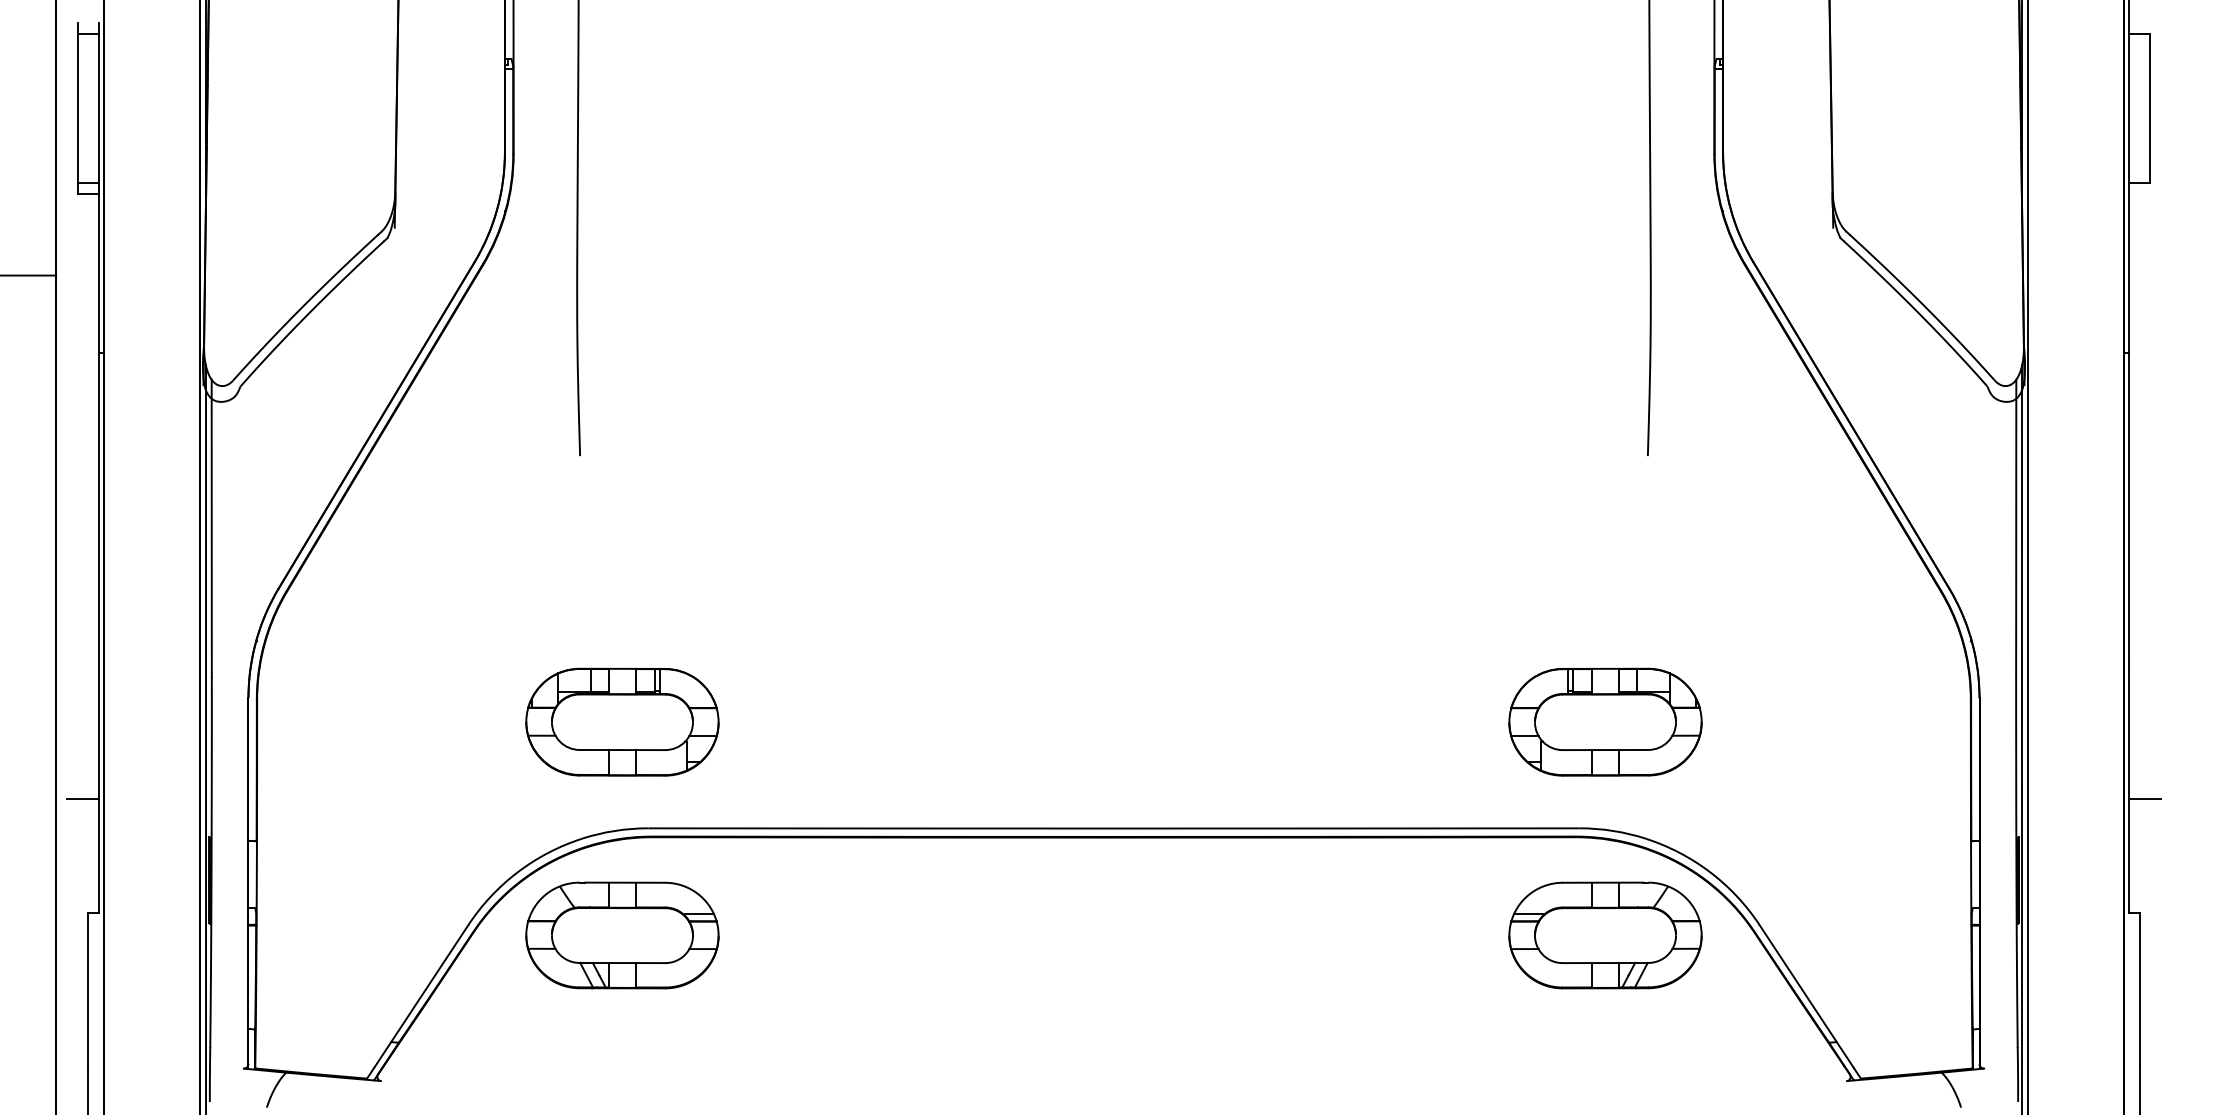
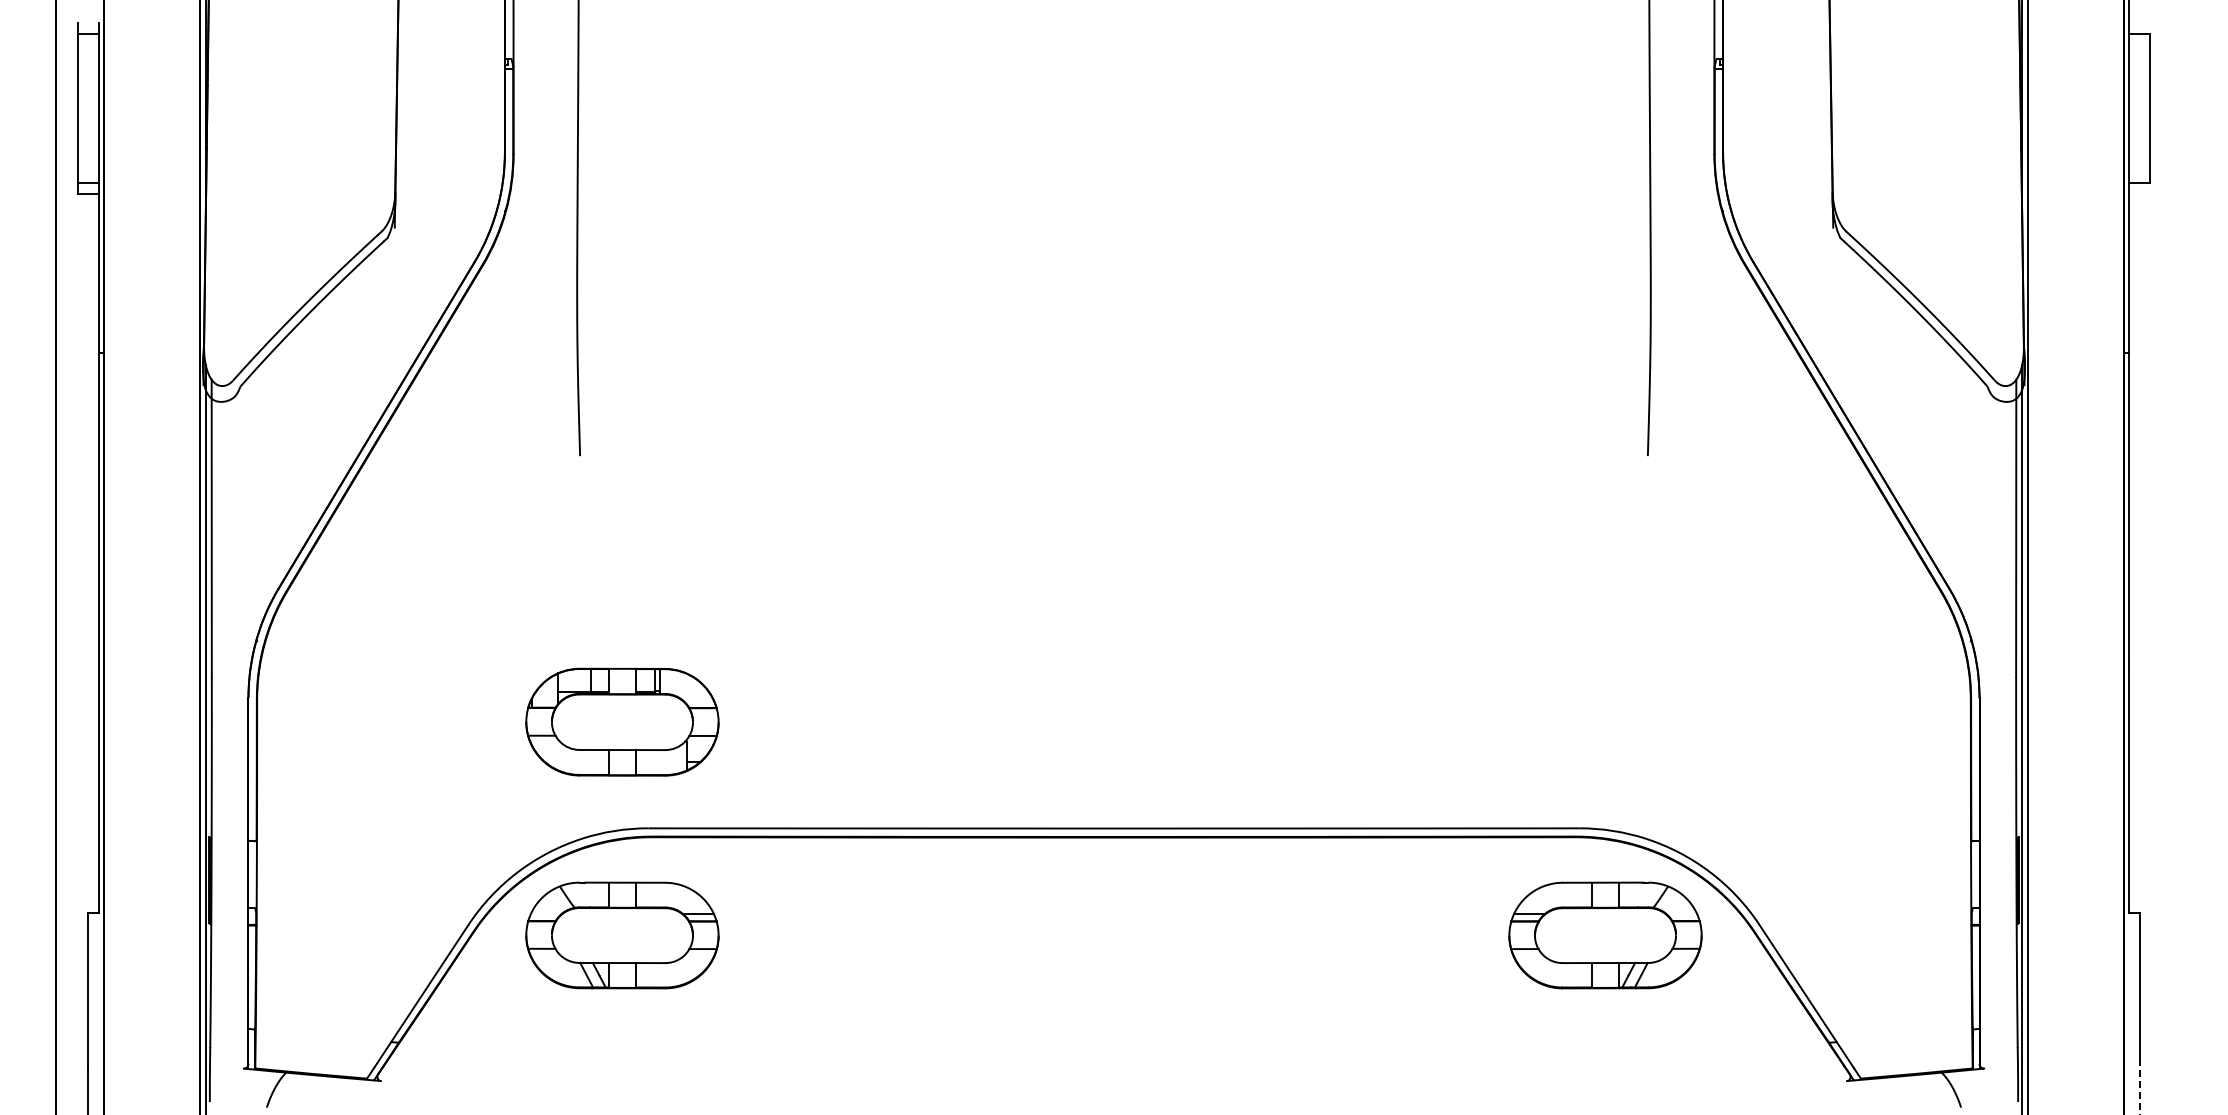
line: present -> none (29, 275)
part: present -> none (1605, 721)
line: present -> none (82, 799)
line: present -> none (2145, 799)
line: solid -> dashed (2139, 1089)
